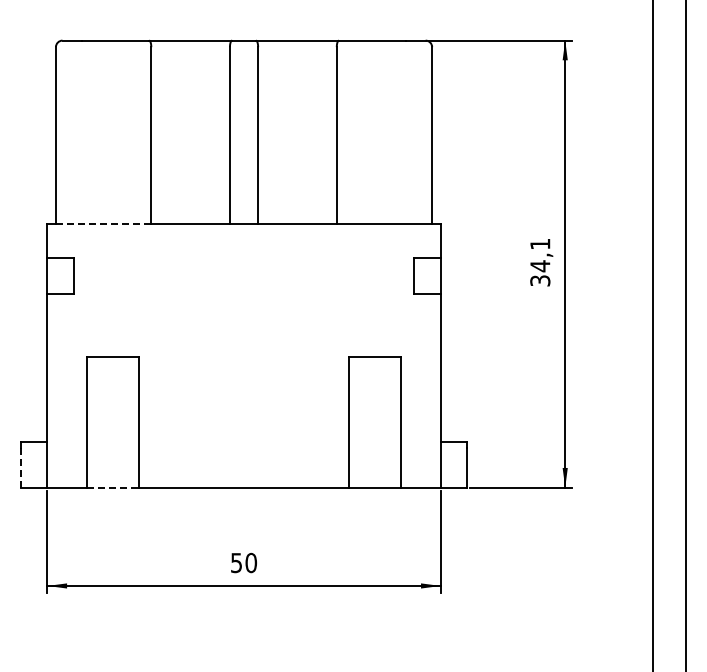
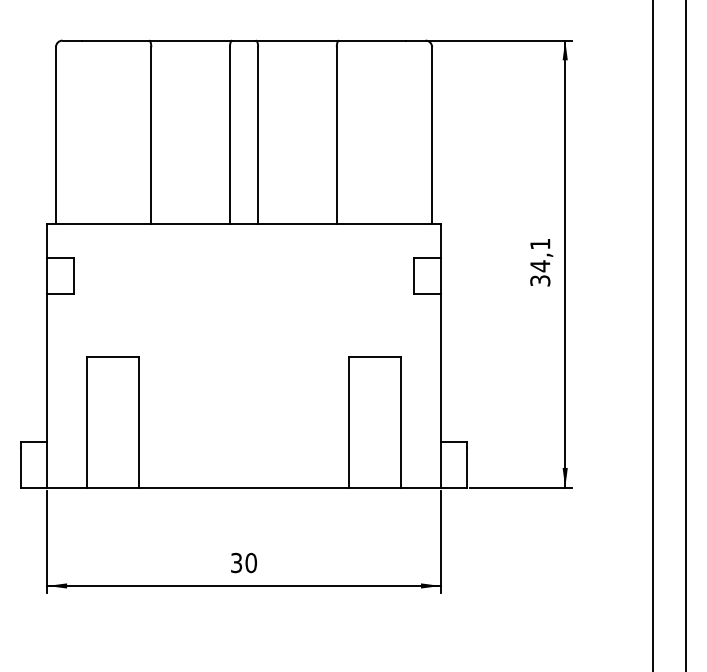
line: dashed -> solid (103, 224)
line: dashed -> solid (21, 467)
line: dashed -> solid (113, 487)
text: 50 -> 30 (236, 562)
